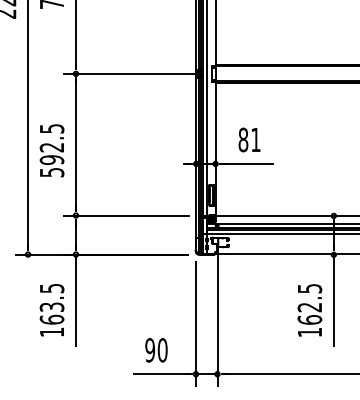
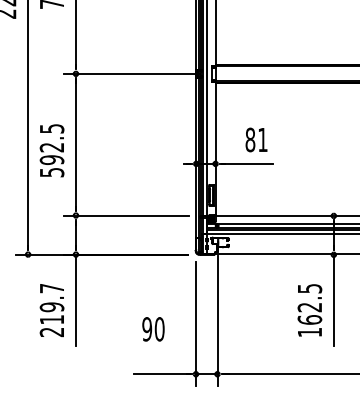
text position: (249, 139) -> (256, 139) (256, 139)
text: 163.5 -> 219.7 (51, 310)
text position: (156, 350) -> (153, 329) (153, 329)
